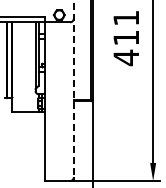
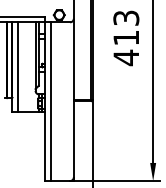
text: 411 -> 413 (126, 17)
line: none -> present (18, 67)
line: dashed -> solid (73, 89)
line: none -> present (50, 101)
